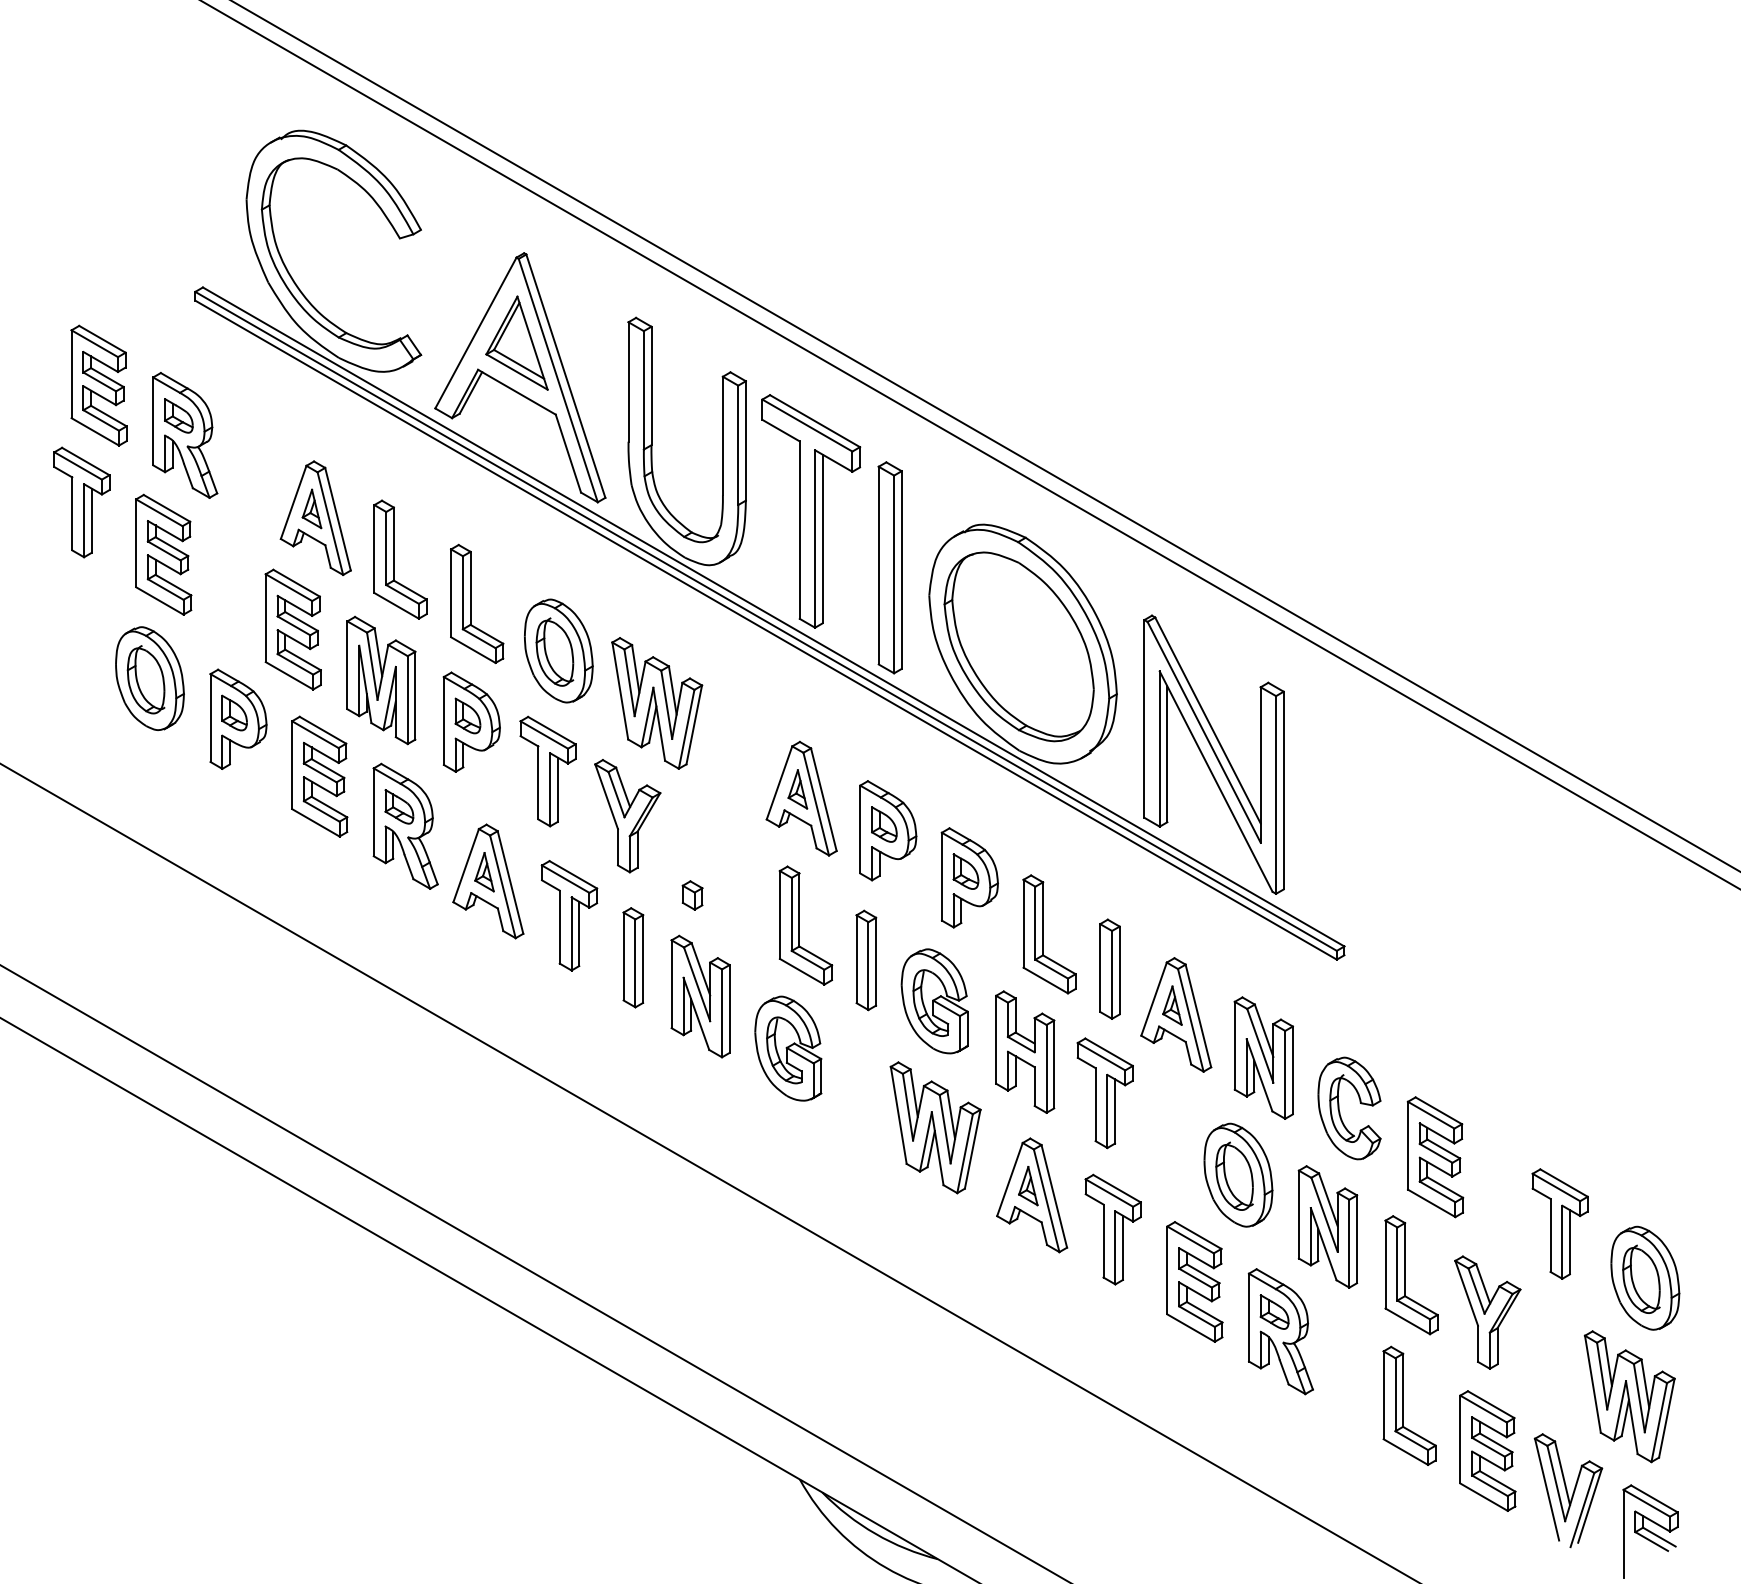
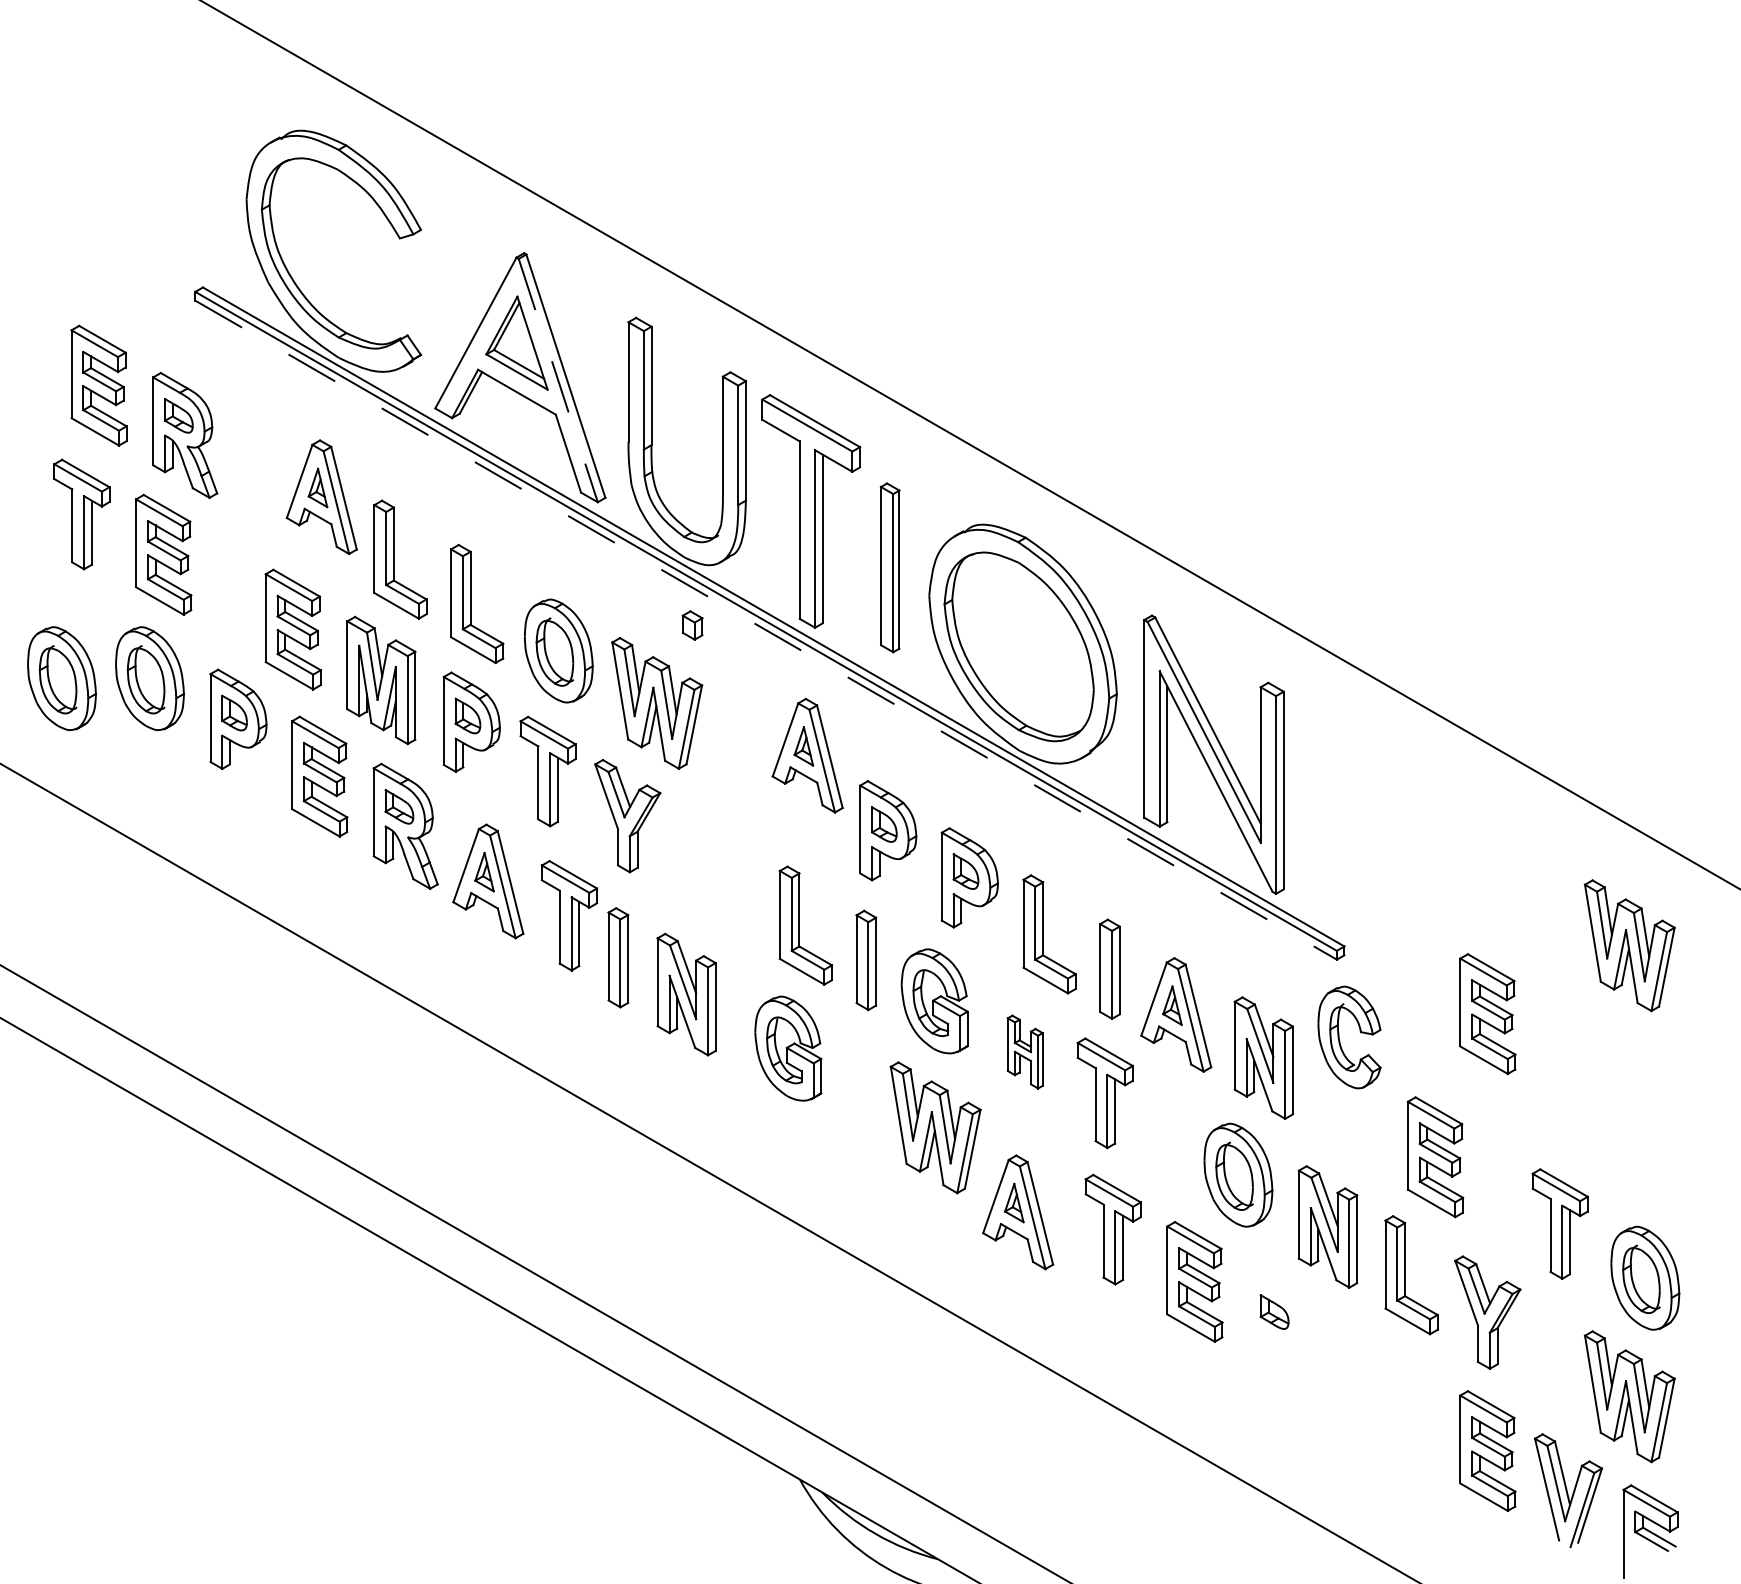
line: solid -> dashed (558, 380)
line: present -> none (985, 436)
part position: (81, 502) -> (81, 514) (81, 514)
part position: (315, 517) -> (321, 496) (321, 496)
part size: 26x214 px -> 21x172 px (890, 567)
line: solid -> dashed (766, 630)
part: none -> present (61, 678)
part position: (801, 798) -> (807, 755) (807, 755)
part position: (692, 895) -> (692, 625) (692, 625)
part: none -> present (1629, 945)
part position: (633, 957) -> (618, 957) (618, 957)
part position: (700, 996) -> (686, 994) (686, 994)
part: none -> present (1487, 1013)
part size: 61x124 px -> 38x76 px (1024, 1051)
part position: (1340, 1112) -> (1340, 1041) (1340, 1041)
part position: (1032, 1195) -> (1018, 1212) (1018, 1212)
part: present -> none (1280, 1331)
part: present -> none (1409, 1405)
